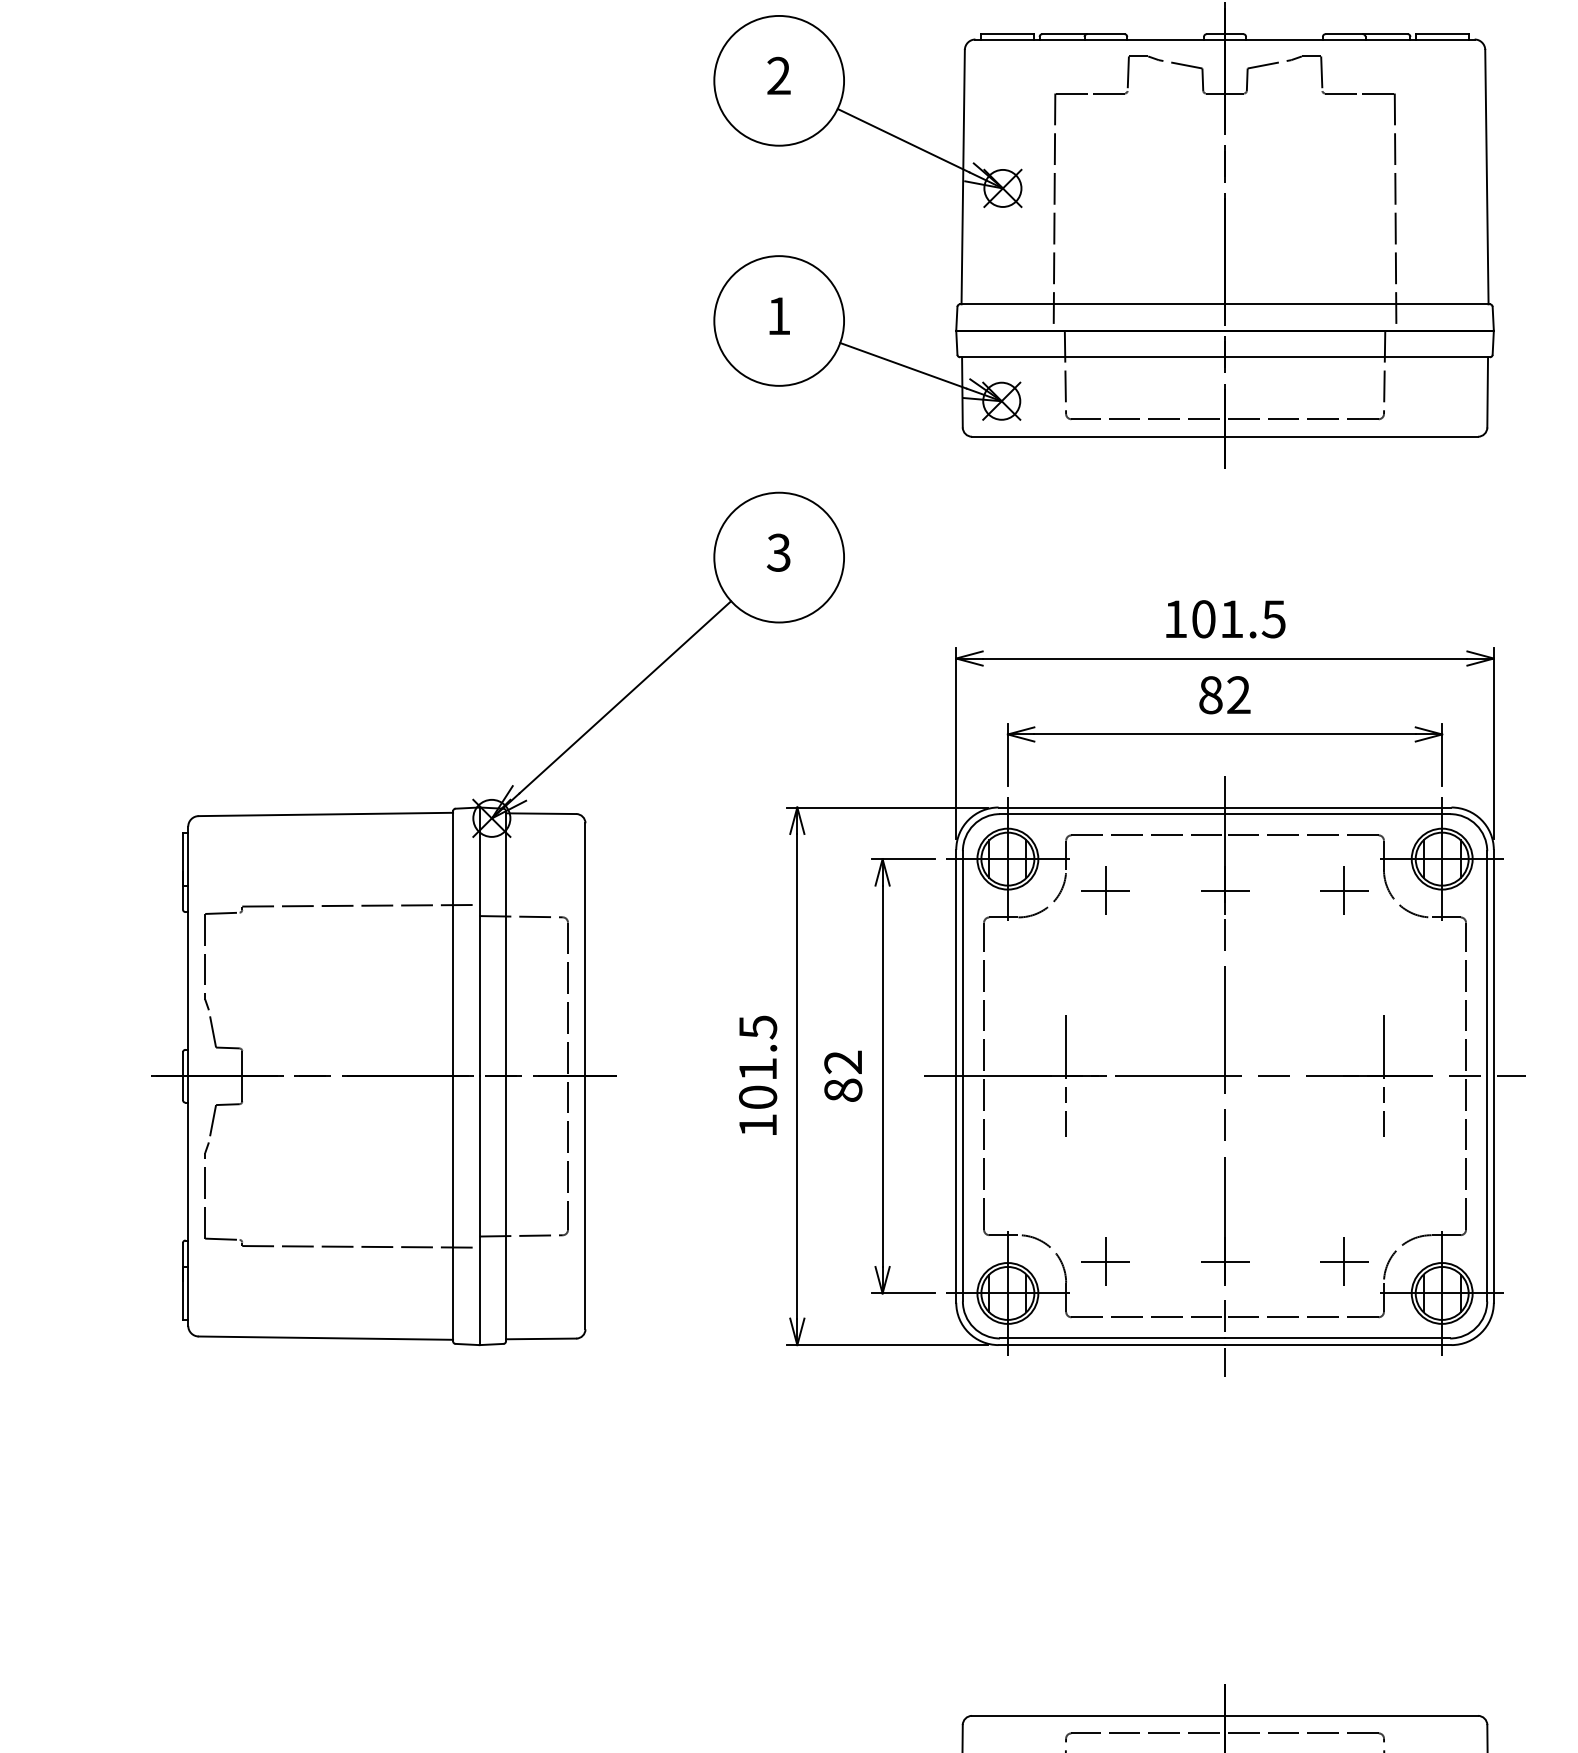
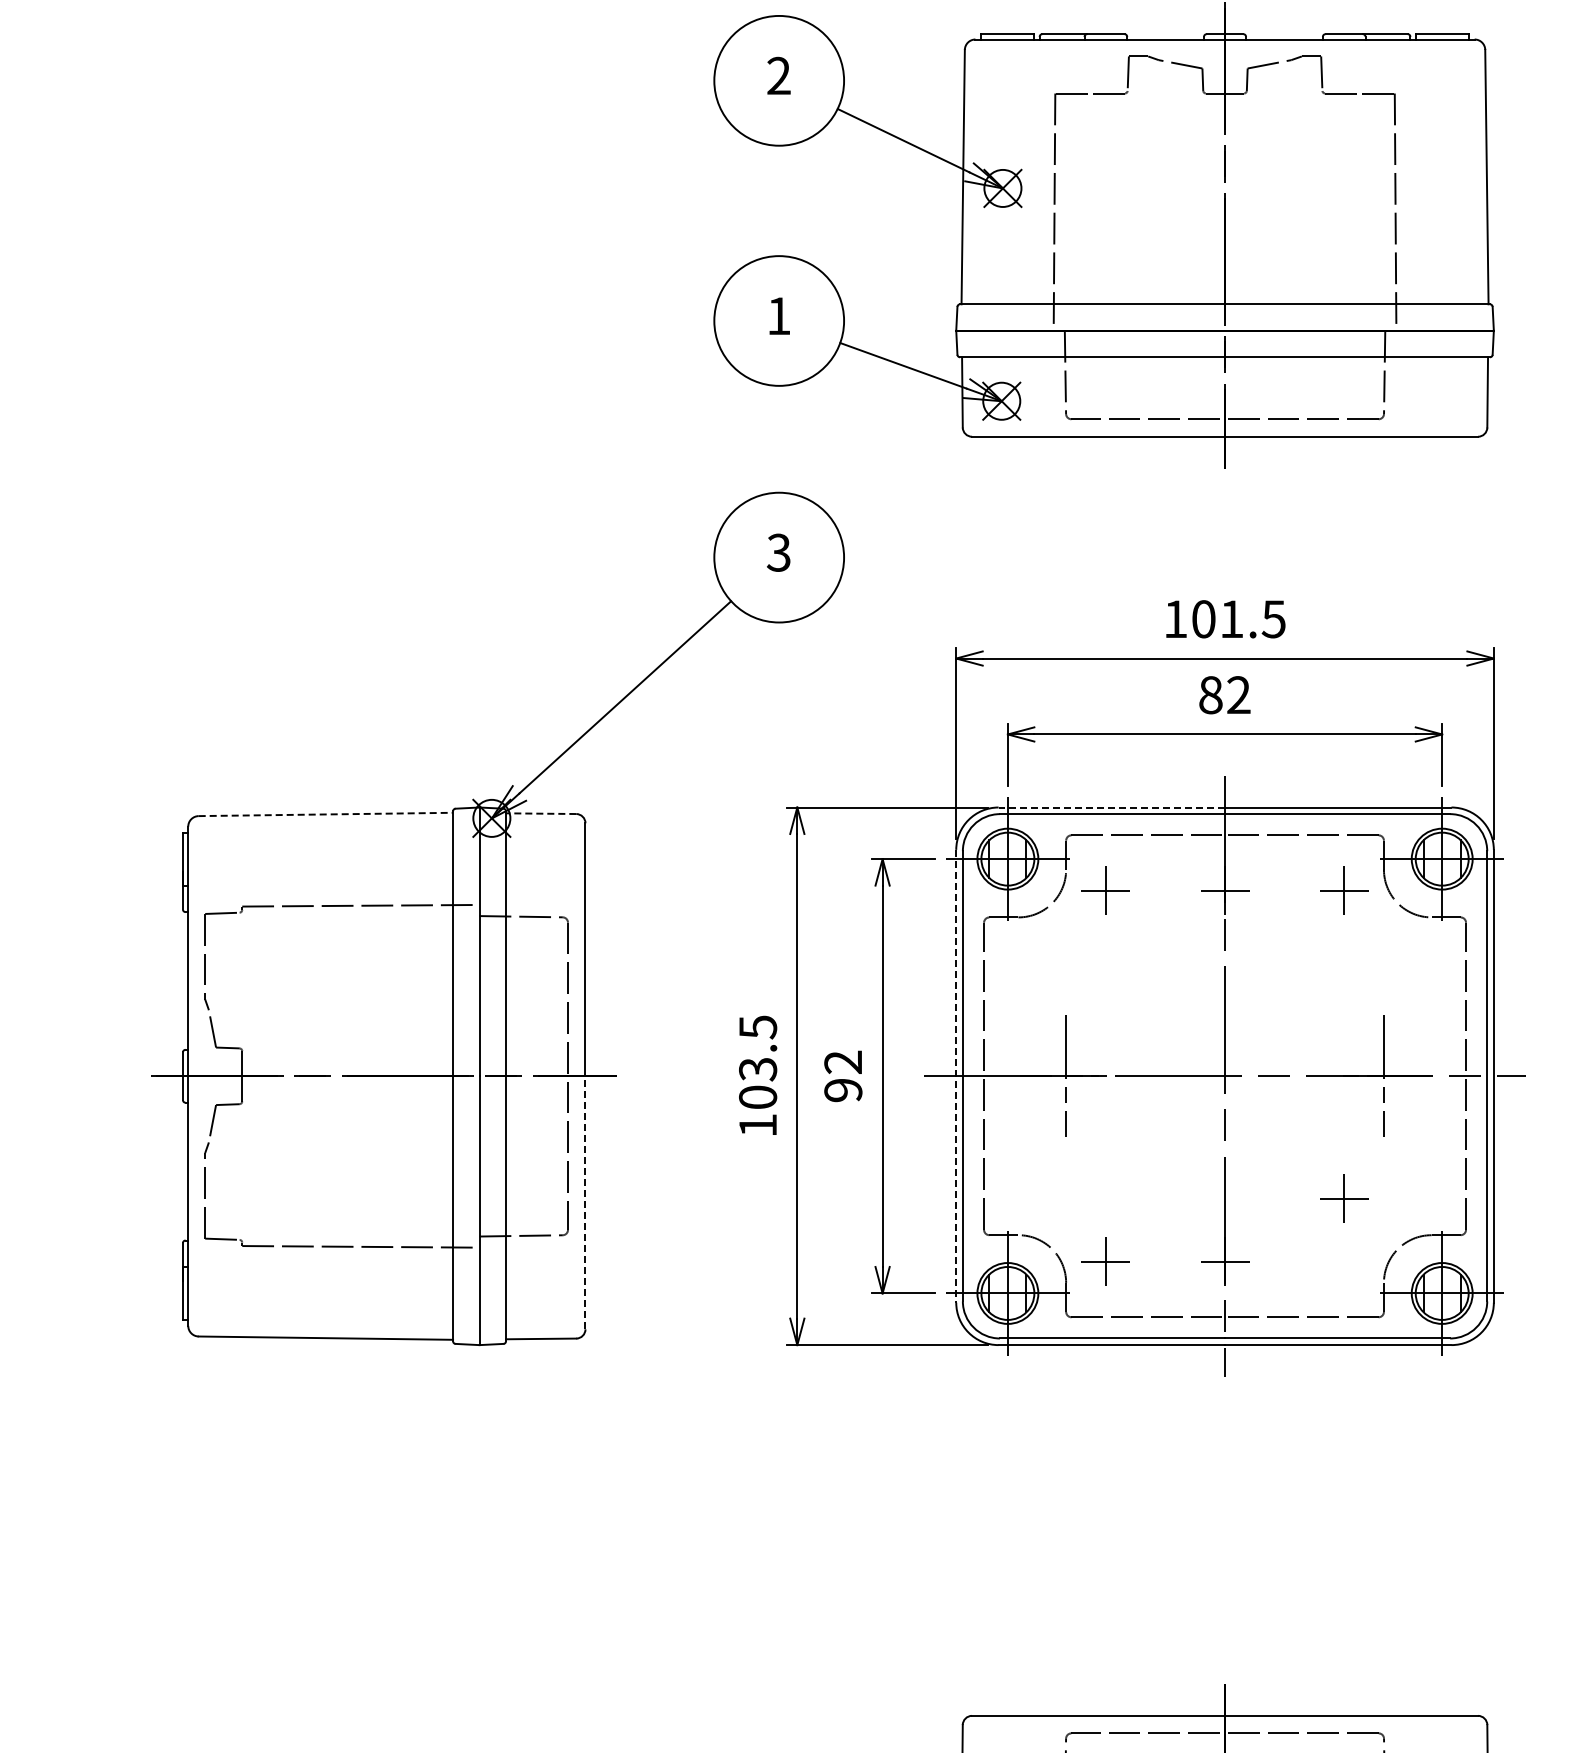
line: solid -> dashed (1111, 807)
line: solid -> dashed (541, 813)
line: solid -> dashed (326, 814)
text: 101.5 -> 103.5 (758, 1069)
line: solid -> dashed (956, 1076)
text: 82 -> 92 (843, 1090)
line: solid -> dashed (585, 1202)
part position: (1344, 1261) -> (1344, 1198) (1344, 1198)
